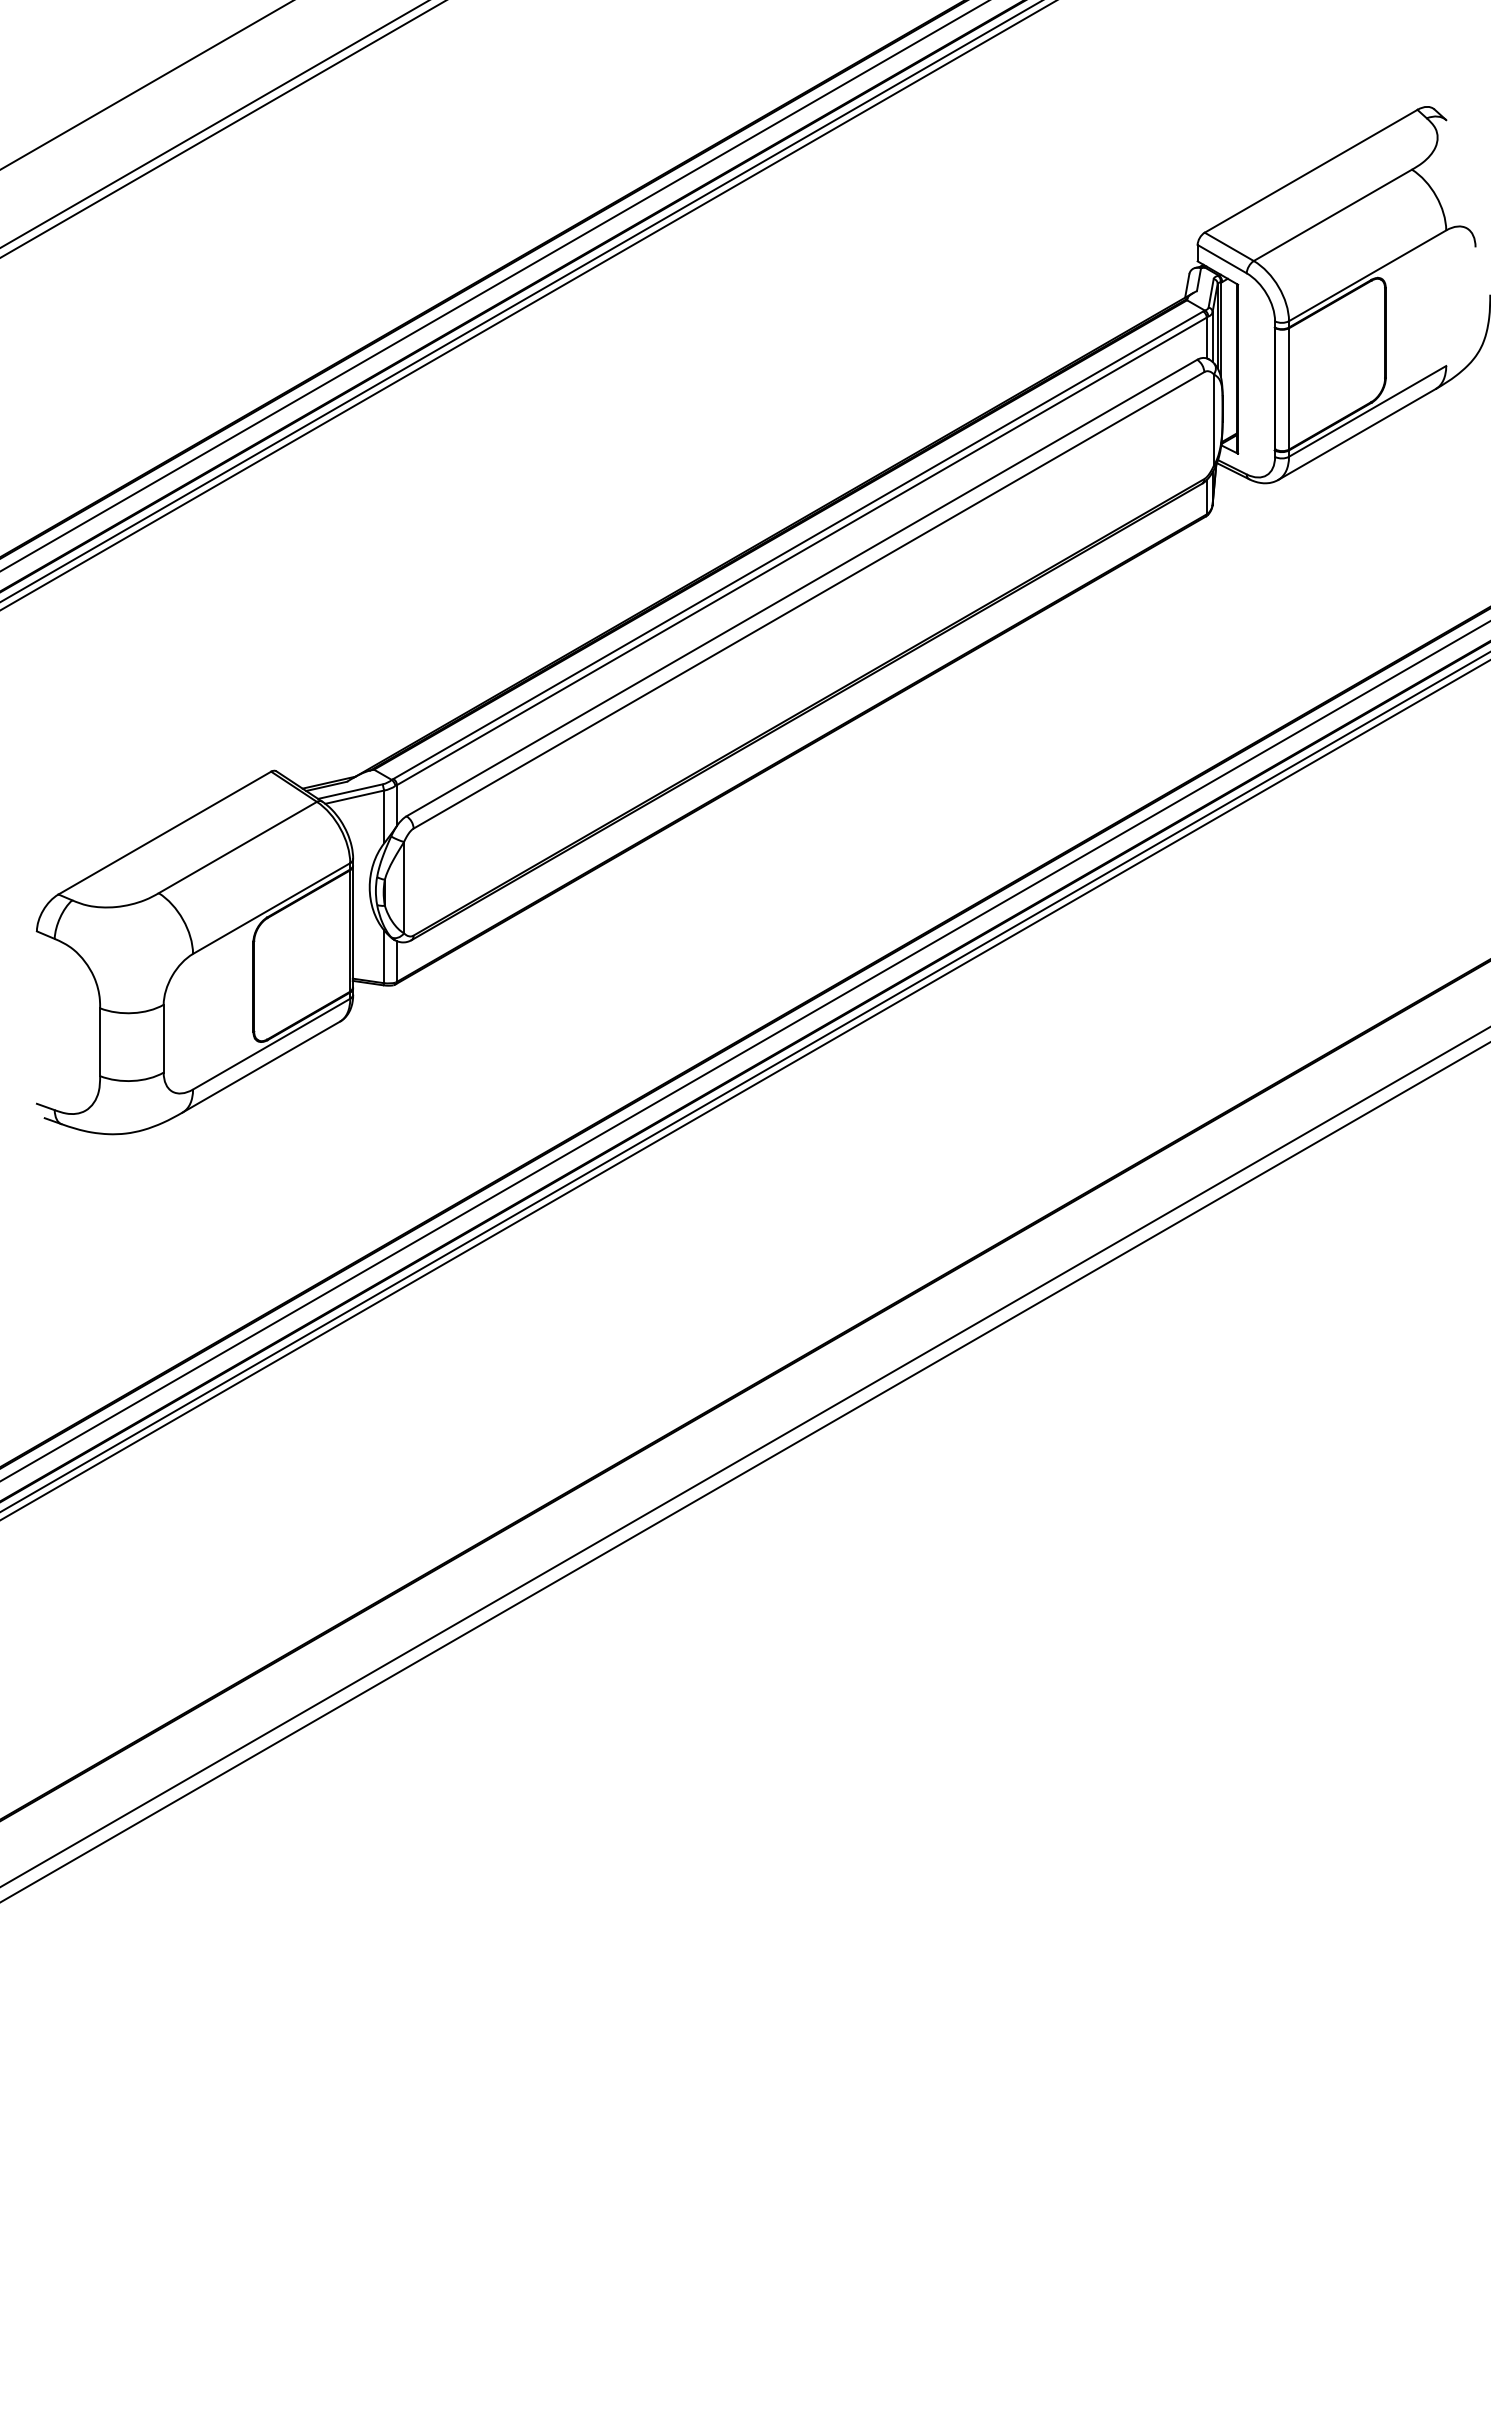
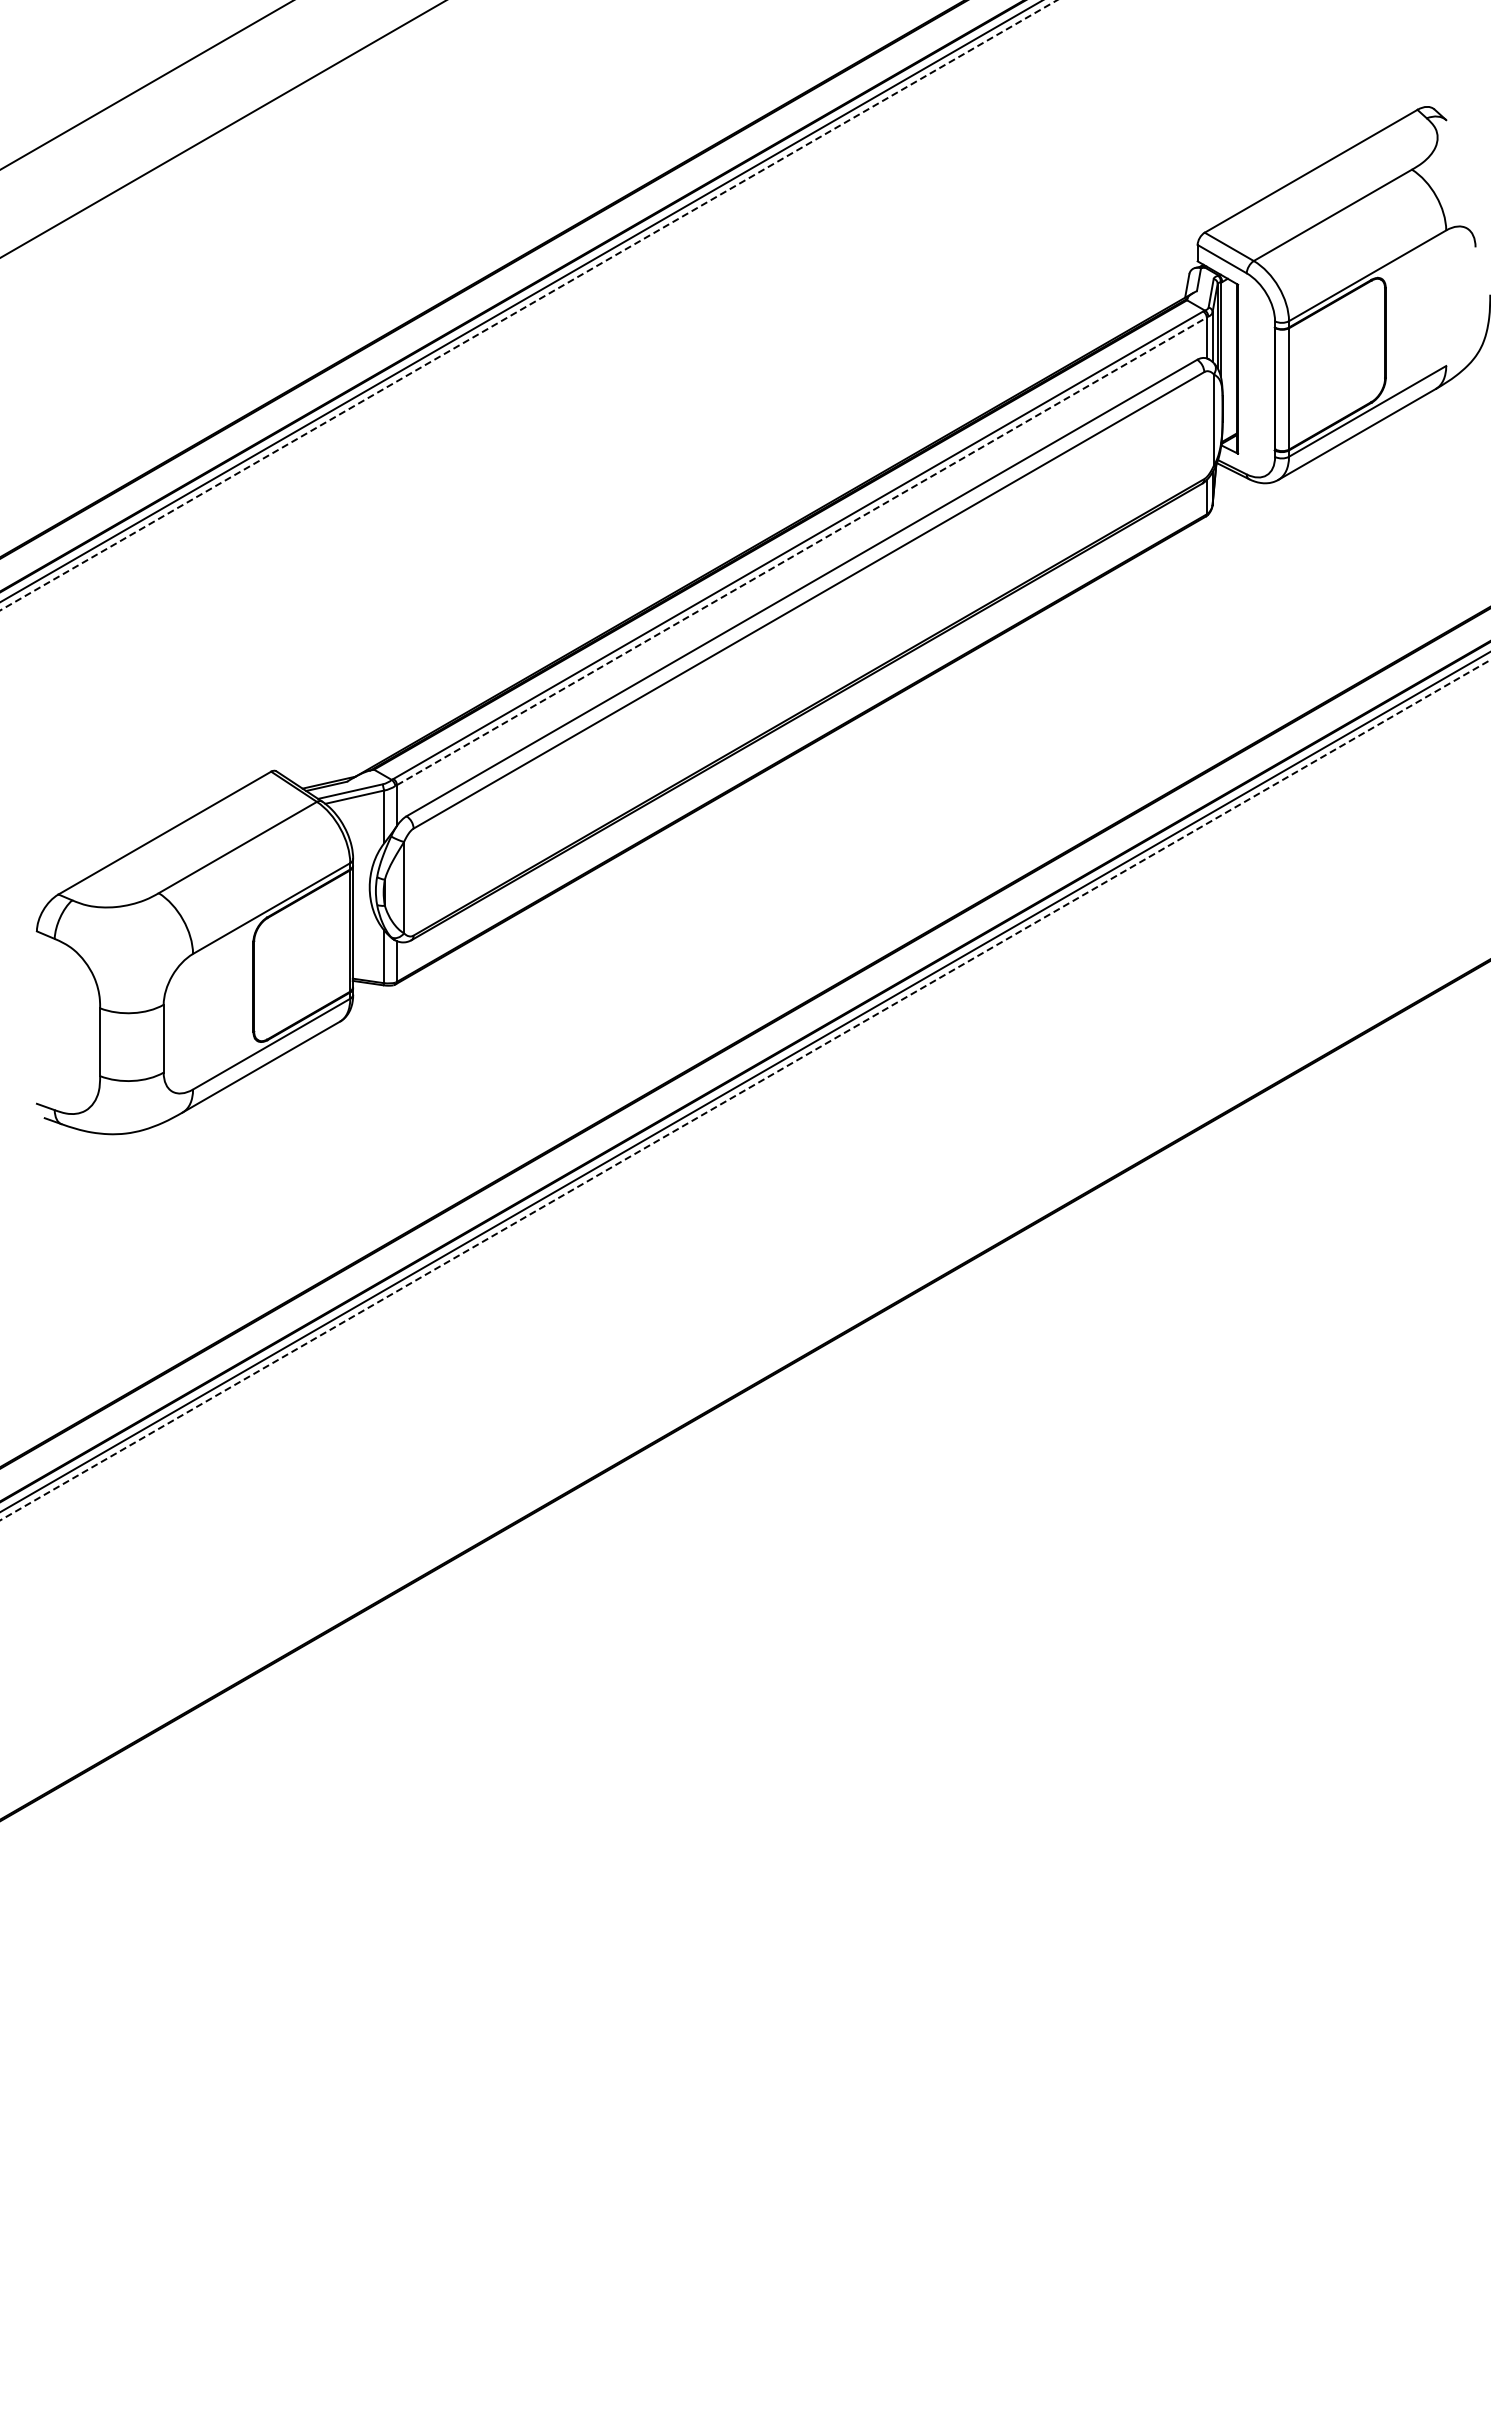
line: present -> none (214, 124)
line: present -> none (494, 286)
line: solid -> dashed (528, 305)
line: solid -> dashed (801, 551)
line: present -> none (744, 1051)
line: solid -> dashed (744, 1090)
line: present -> none (744, 1456)
line: present -> none (744, 1472)
